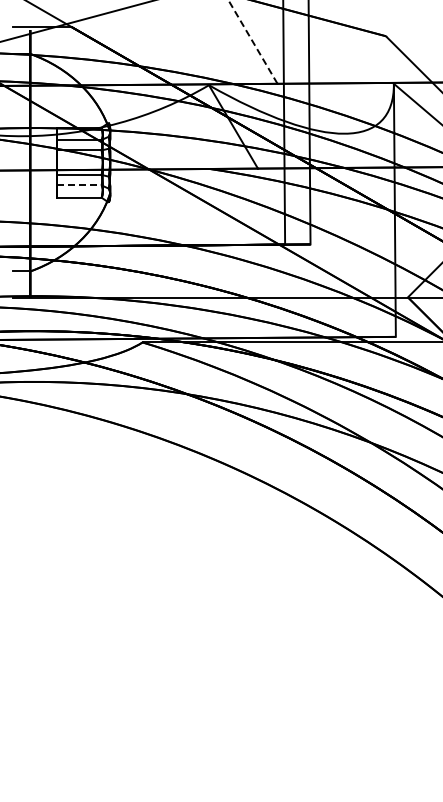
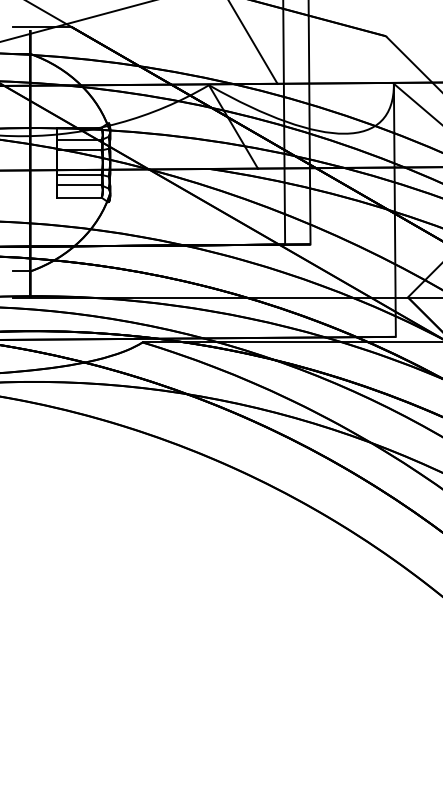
line: dashed -> solid (253, 42)
line: dashed -> solid (80, 185)
